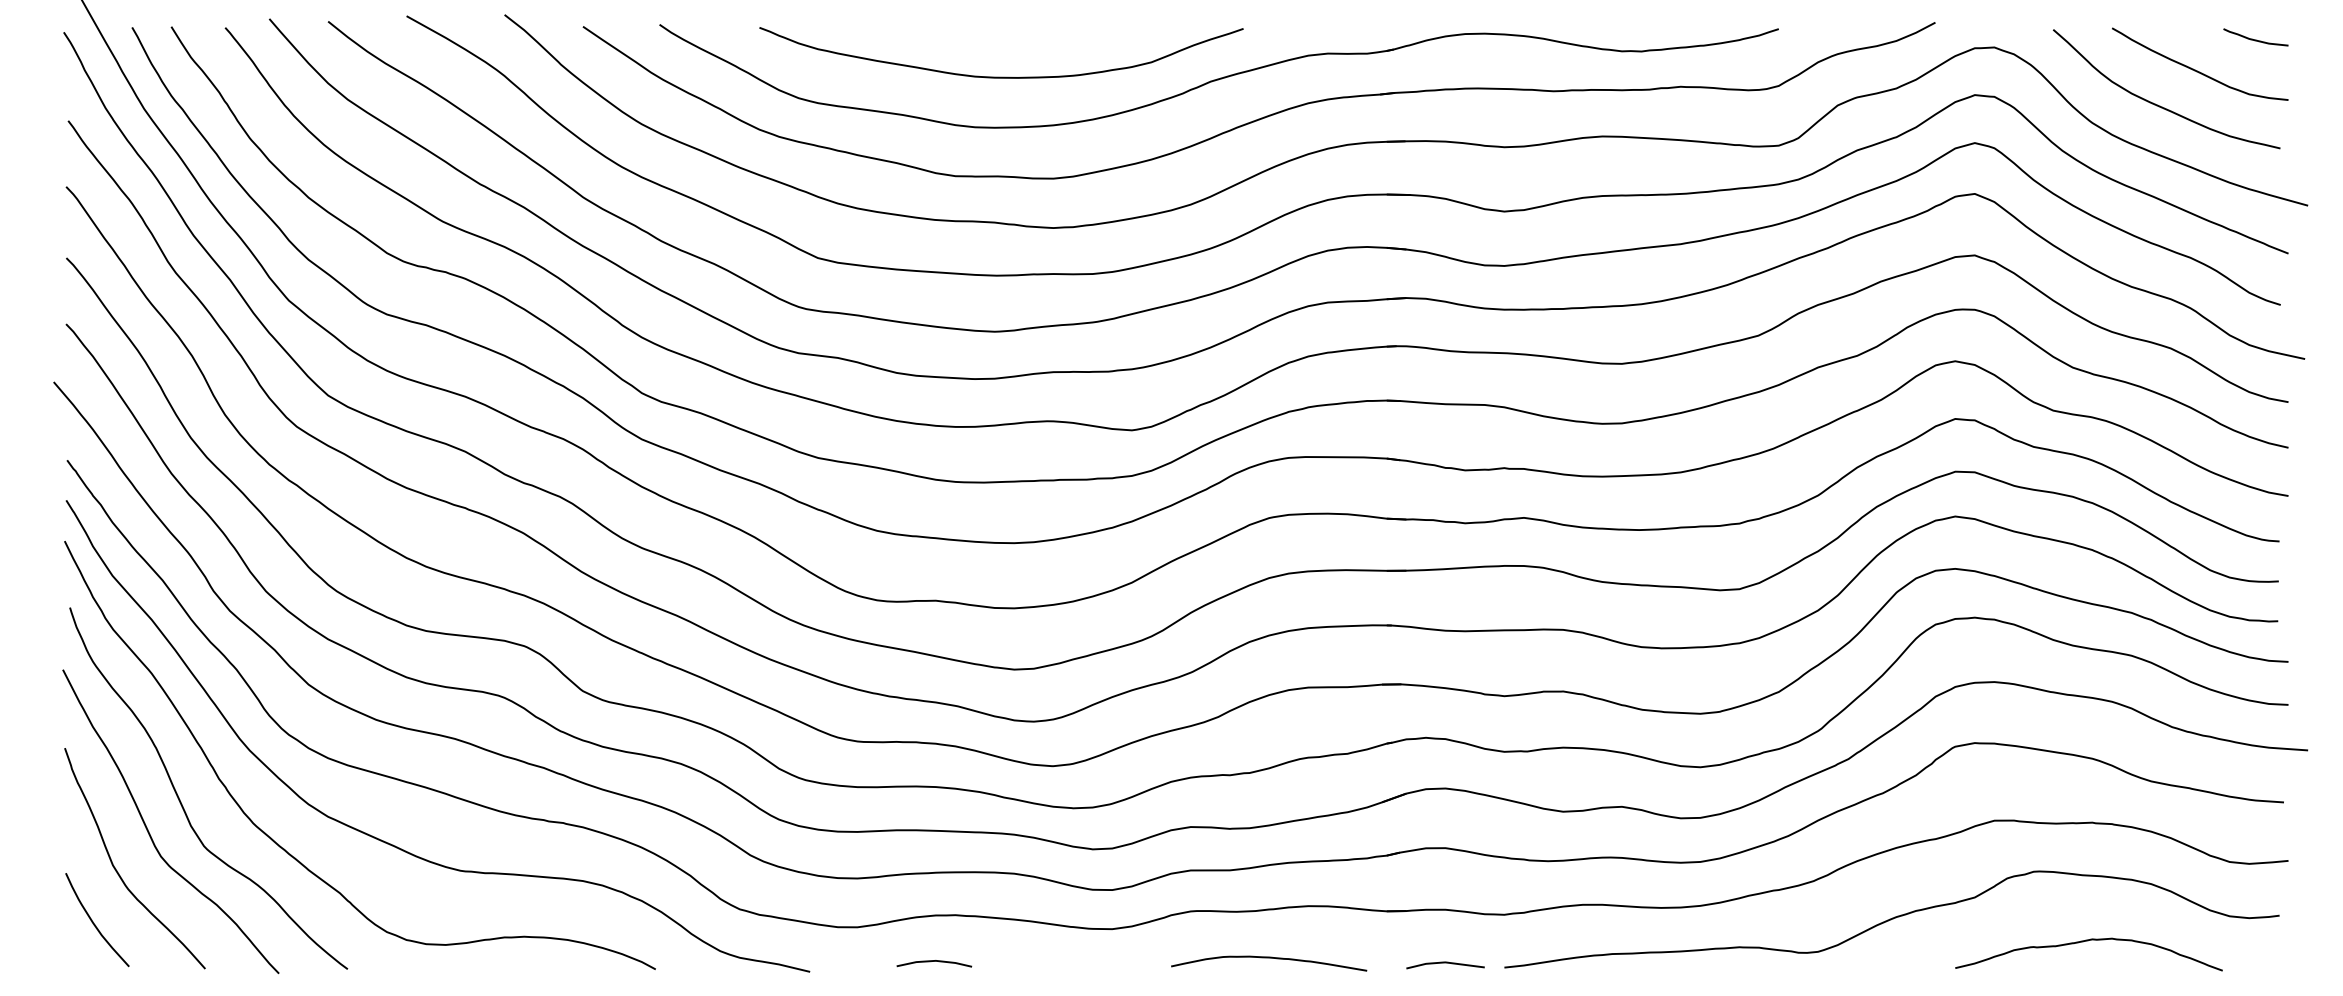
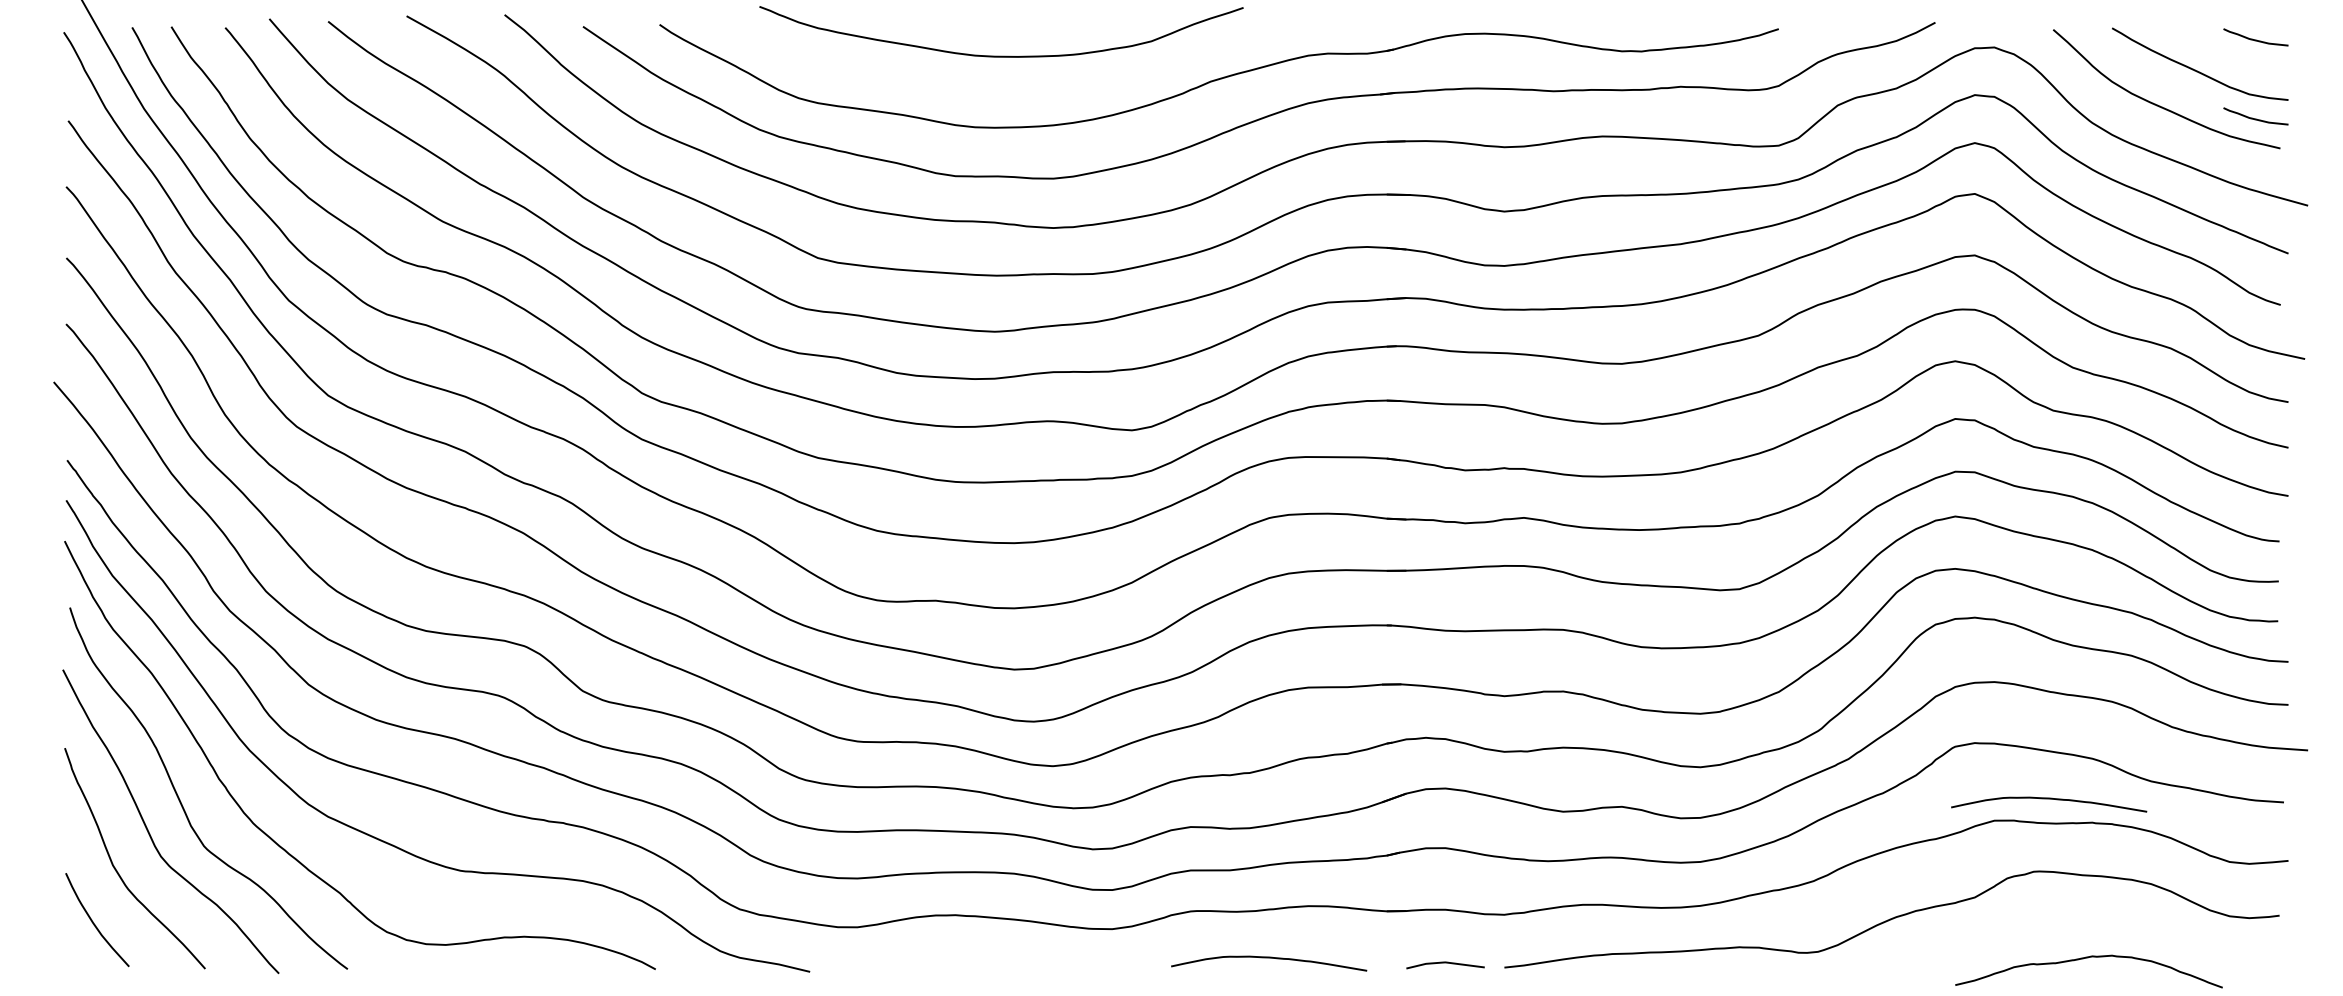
curve position: (1001, 76) -> (1001, 55) (1001, 55)
curve: none -> present (2255, 118)
curve: none -> present (2049, 799)
curve position: (2088, 941) -> (2088, 958) (2088, 958)
line: present -> none (934, 961)
